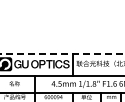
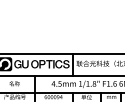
line: dashed -> solid (62, 53)
